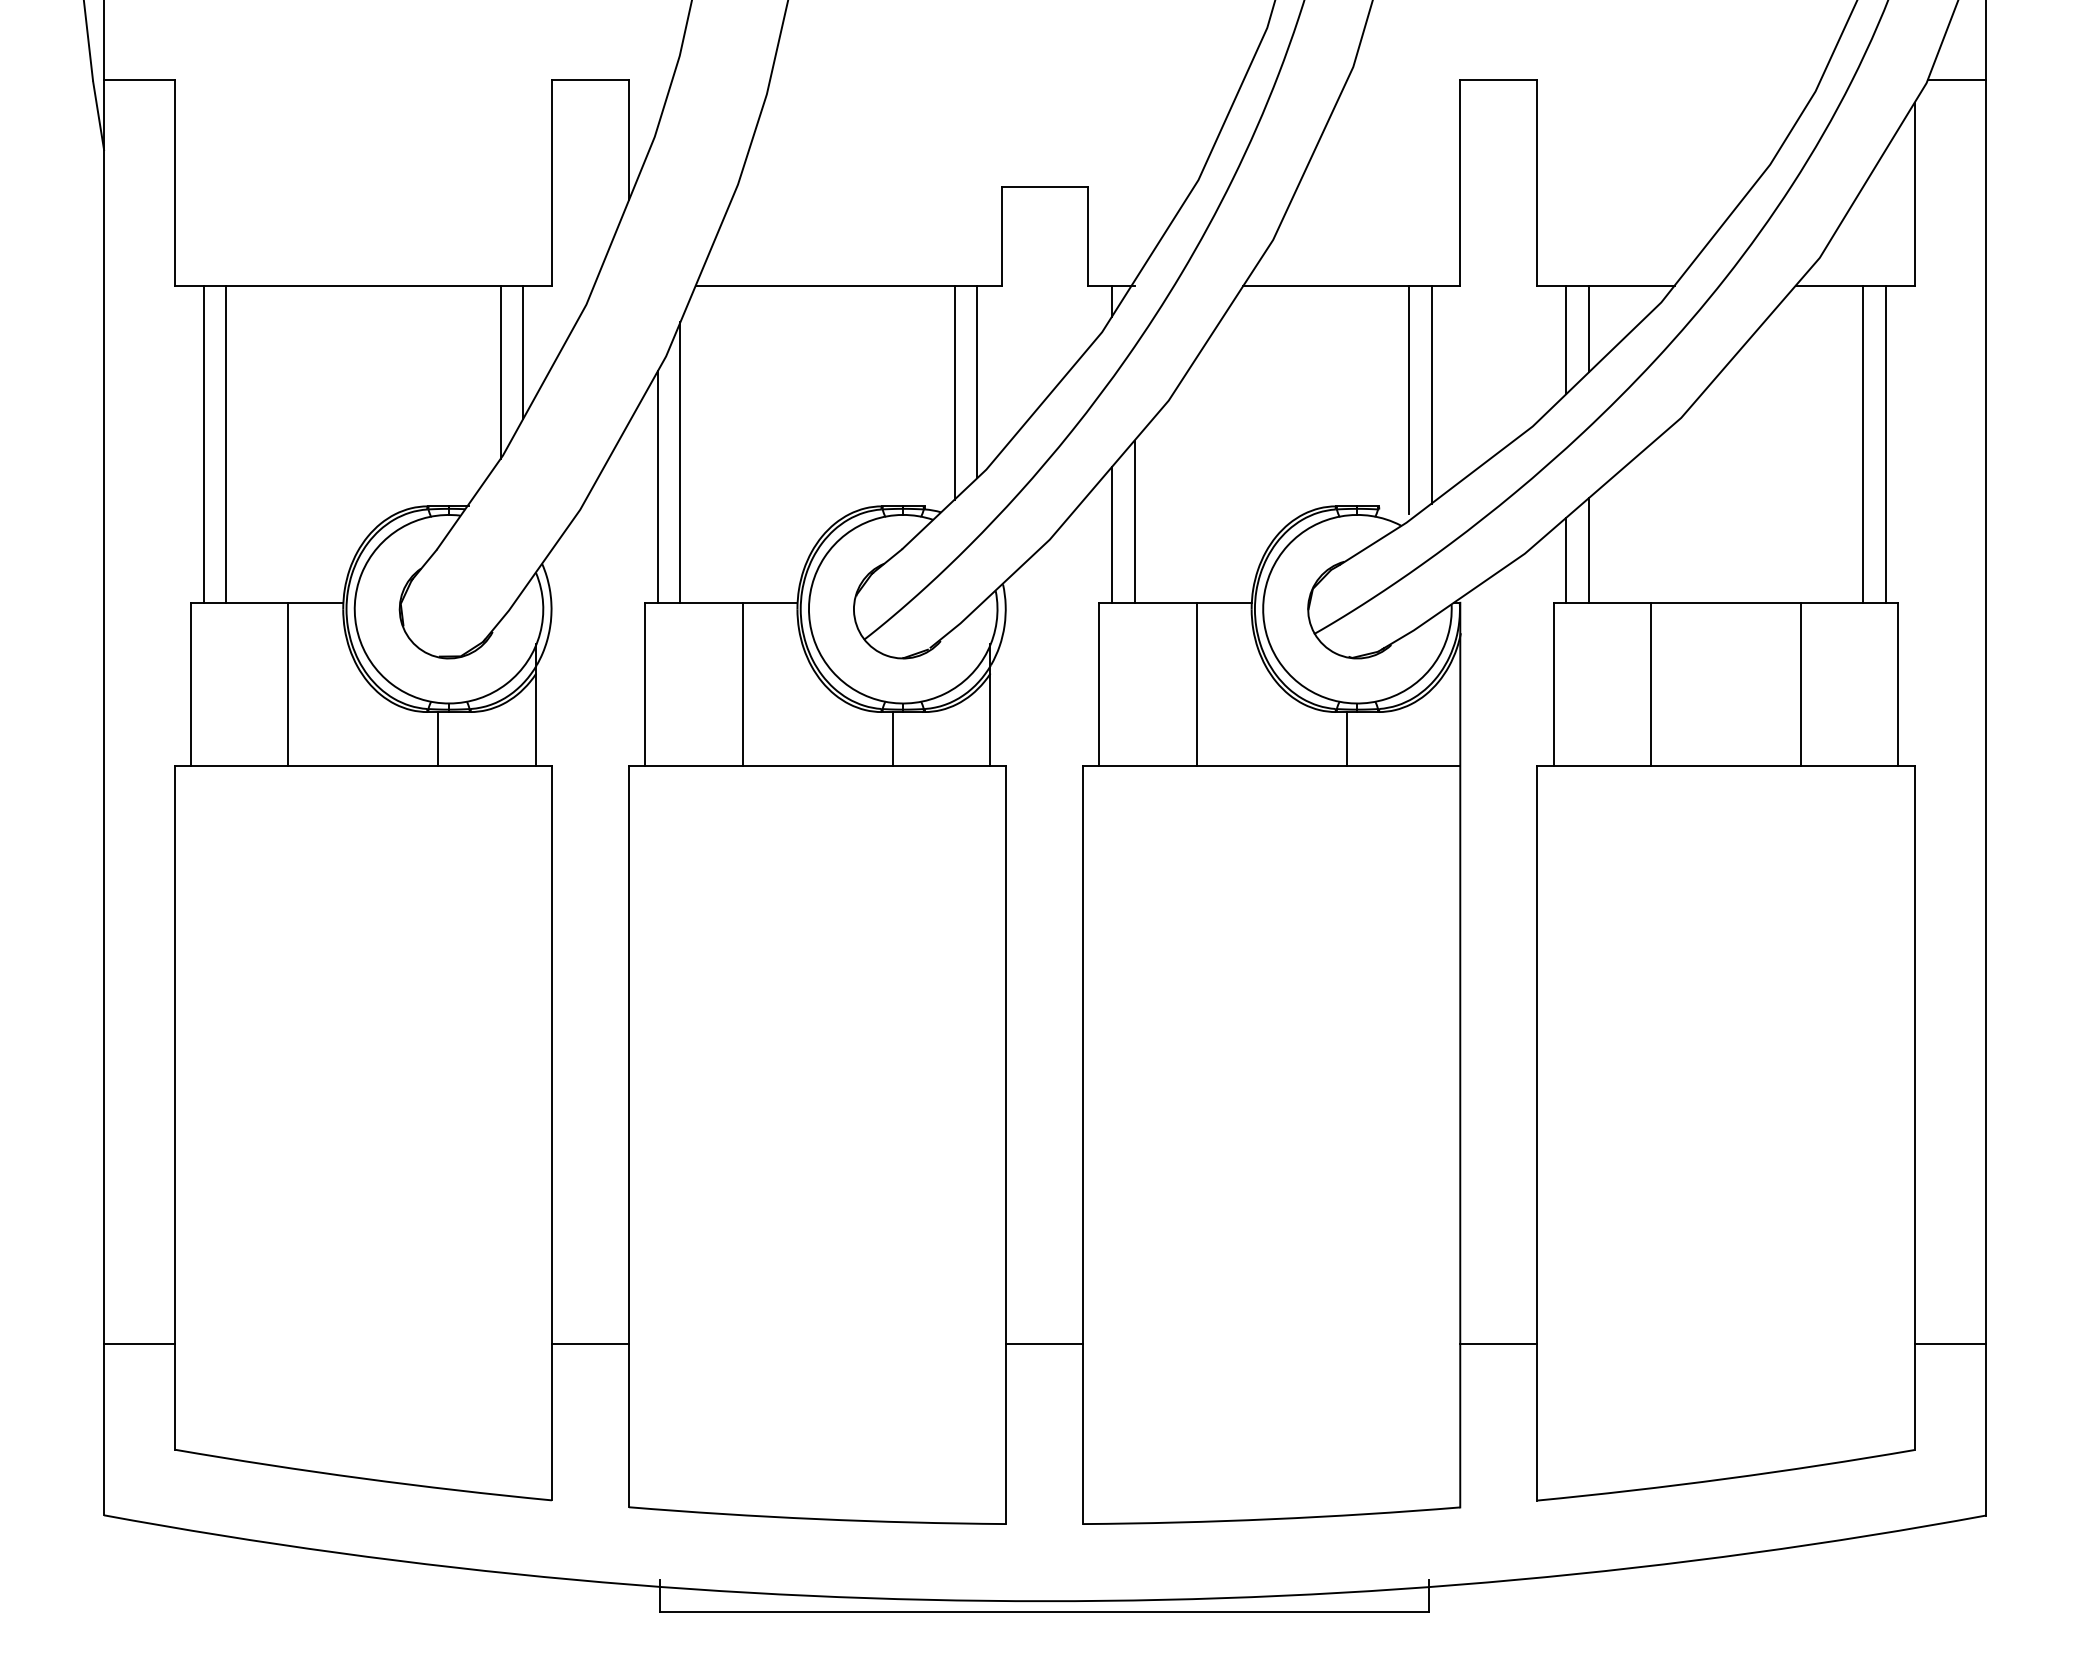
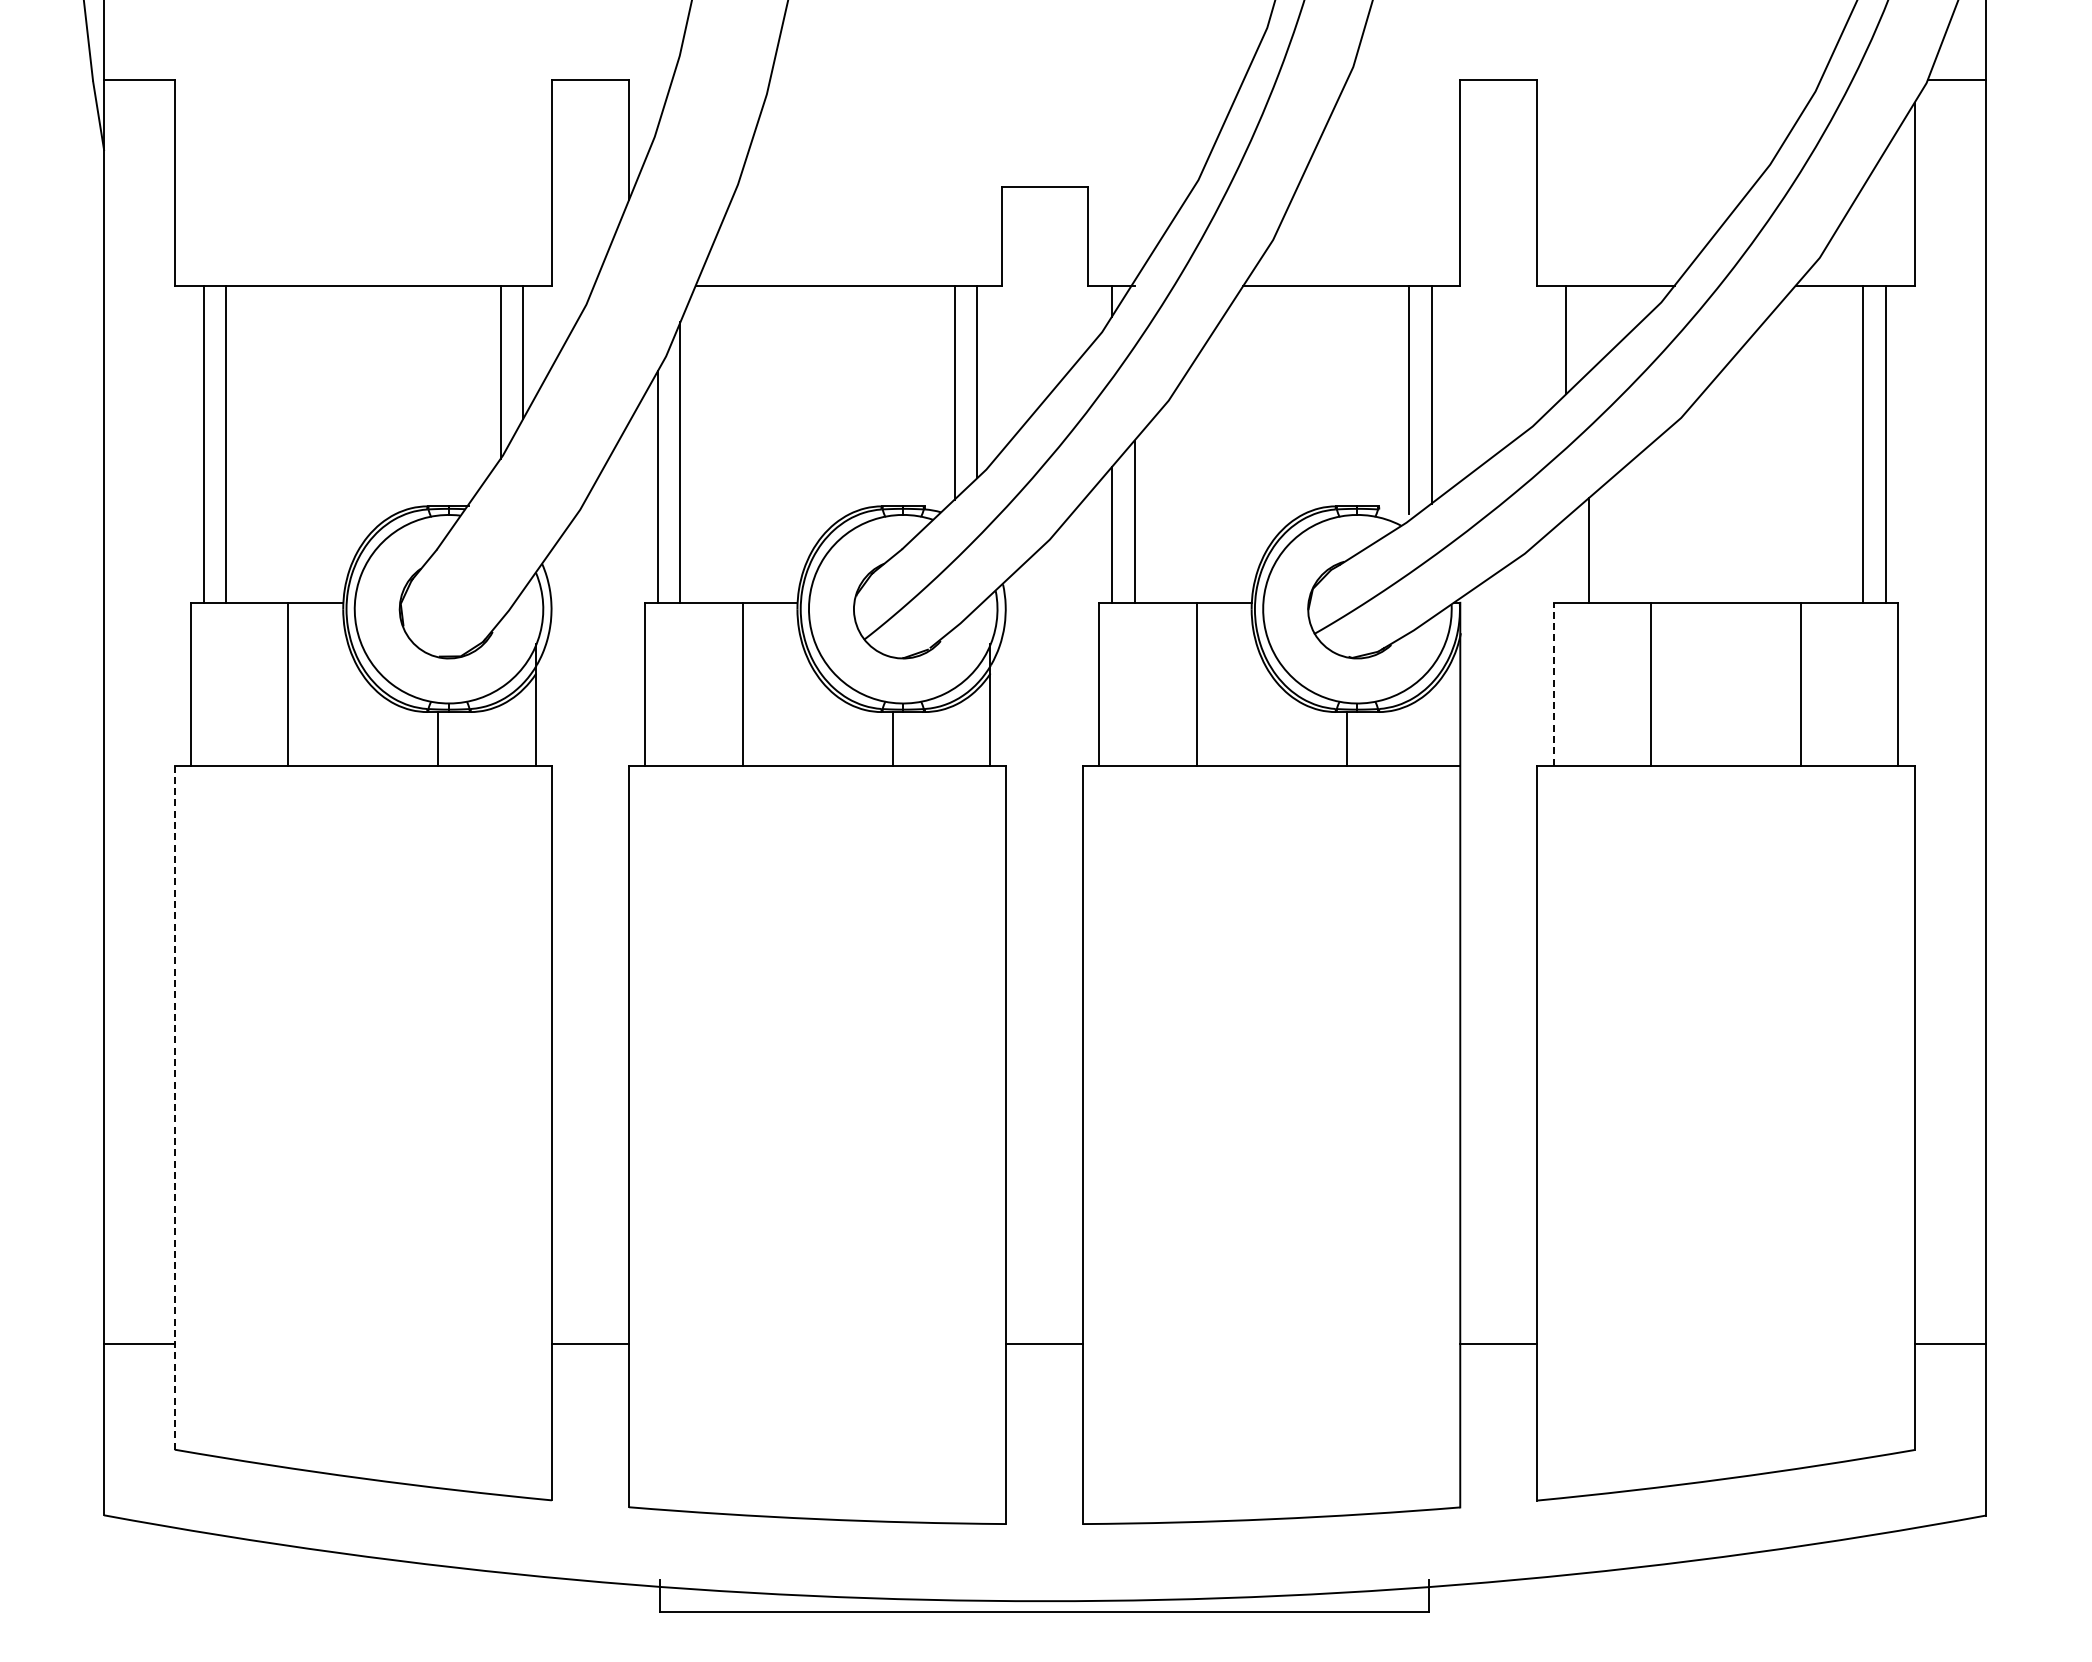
line: present -> none (1588, 328)
line: present -> none (1566, 559)
line: solid -> dashed (1553, 683)
line: solid -> dashed (174, 1107)
